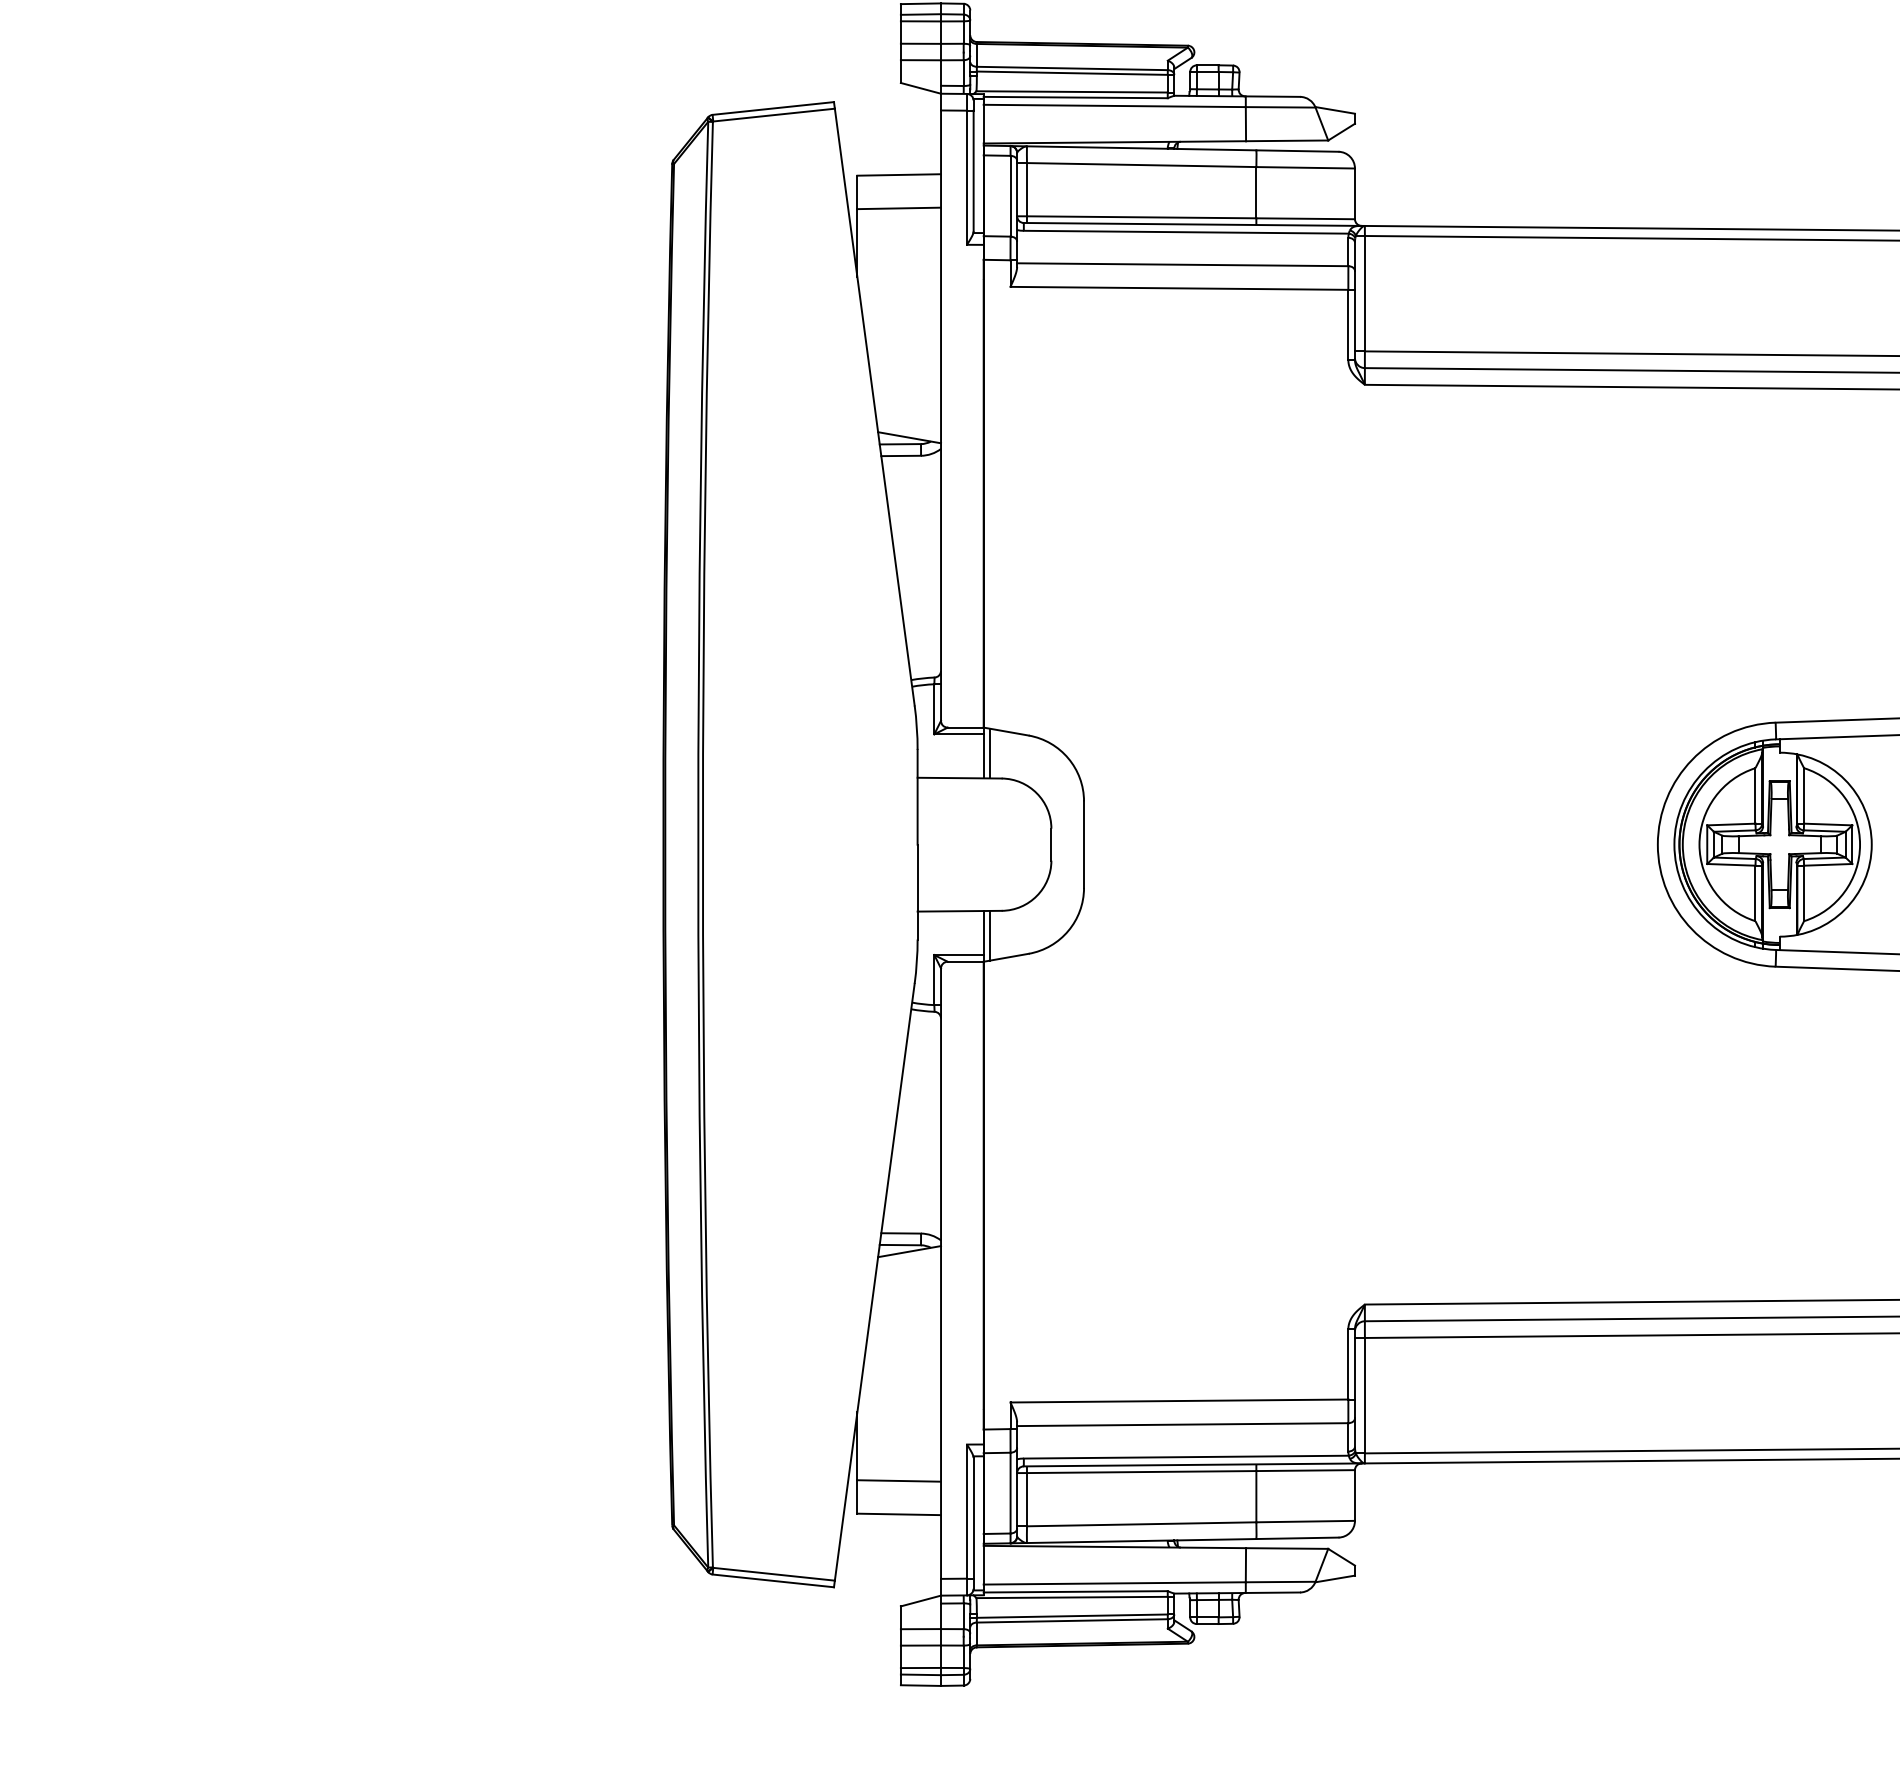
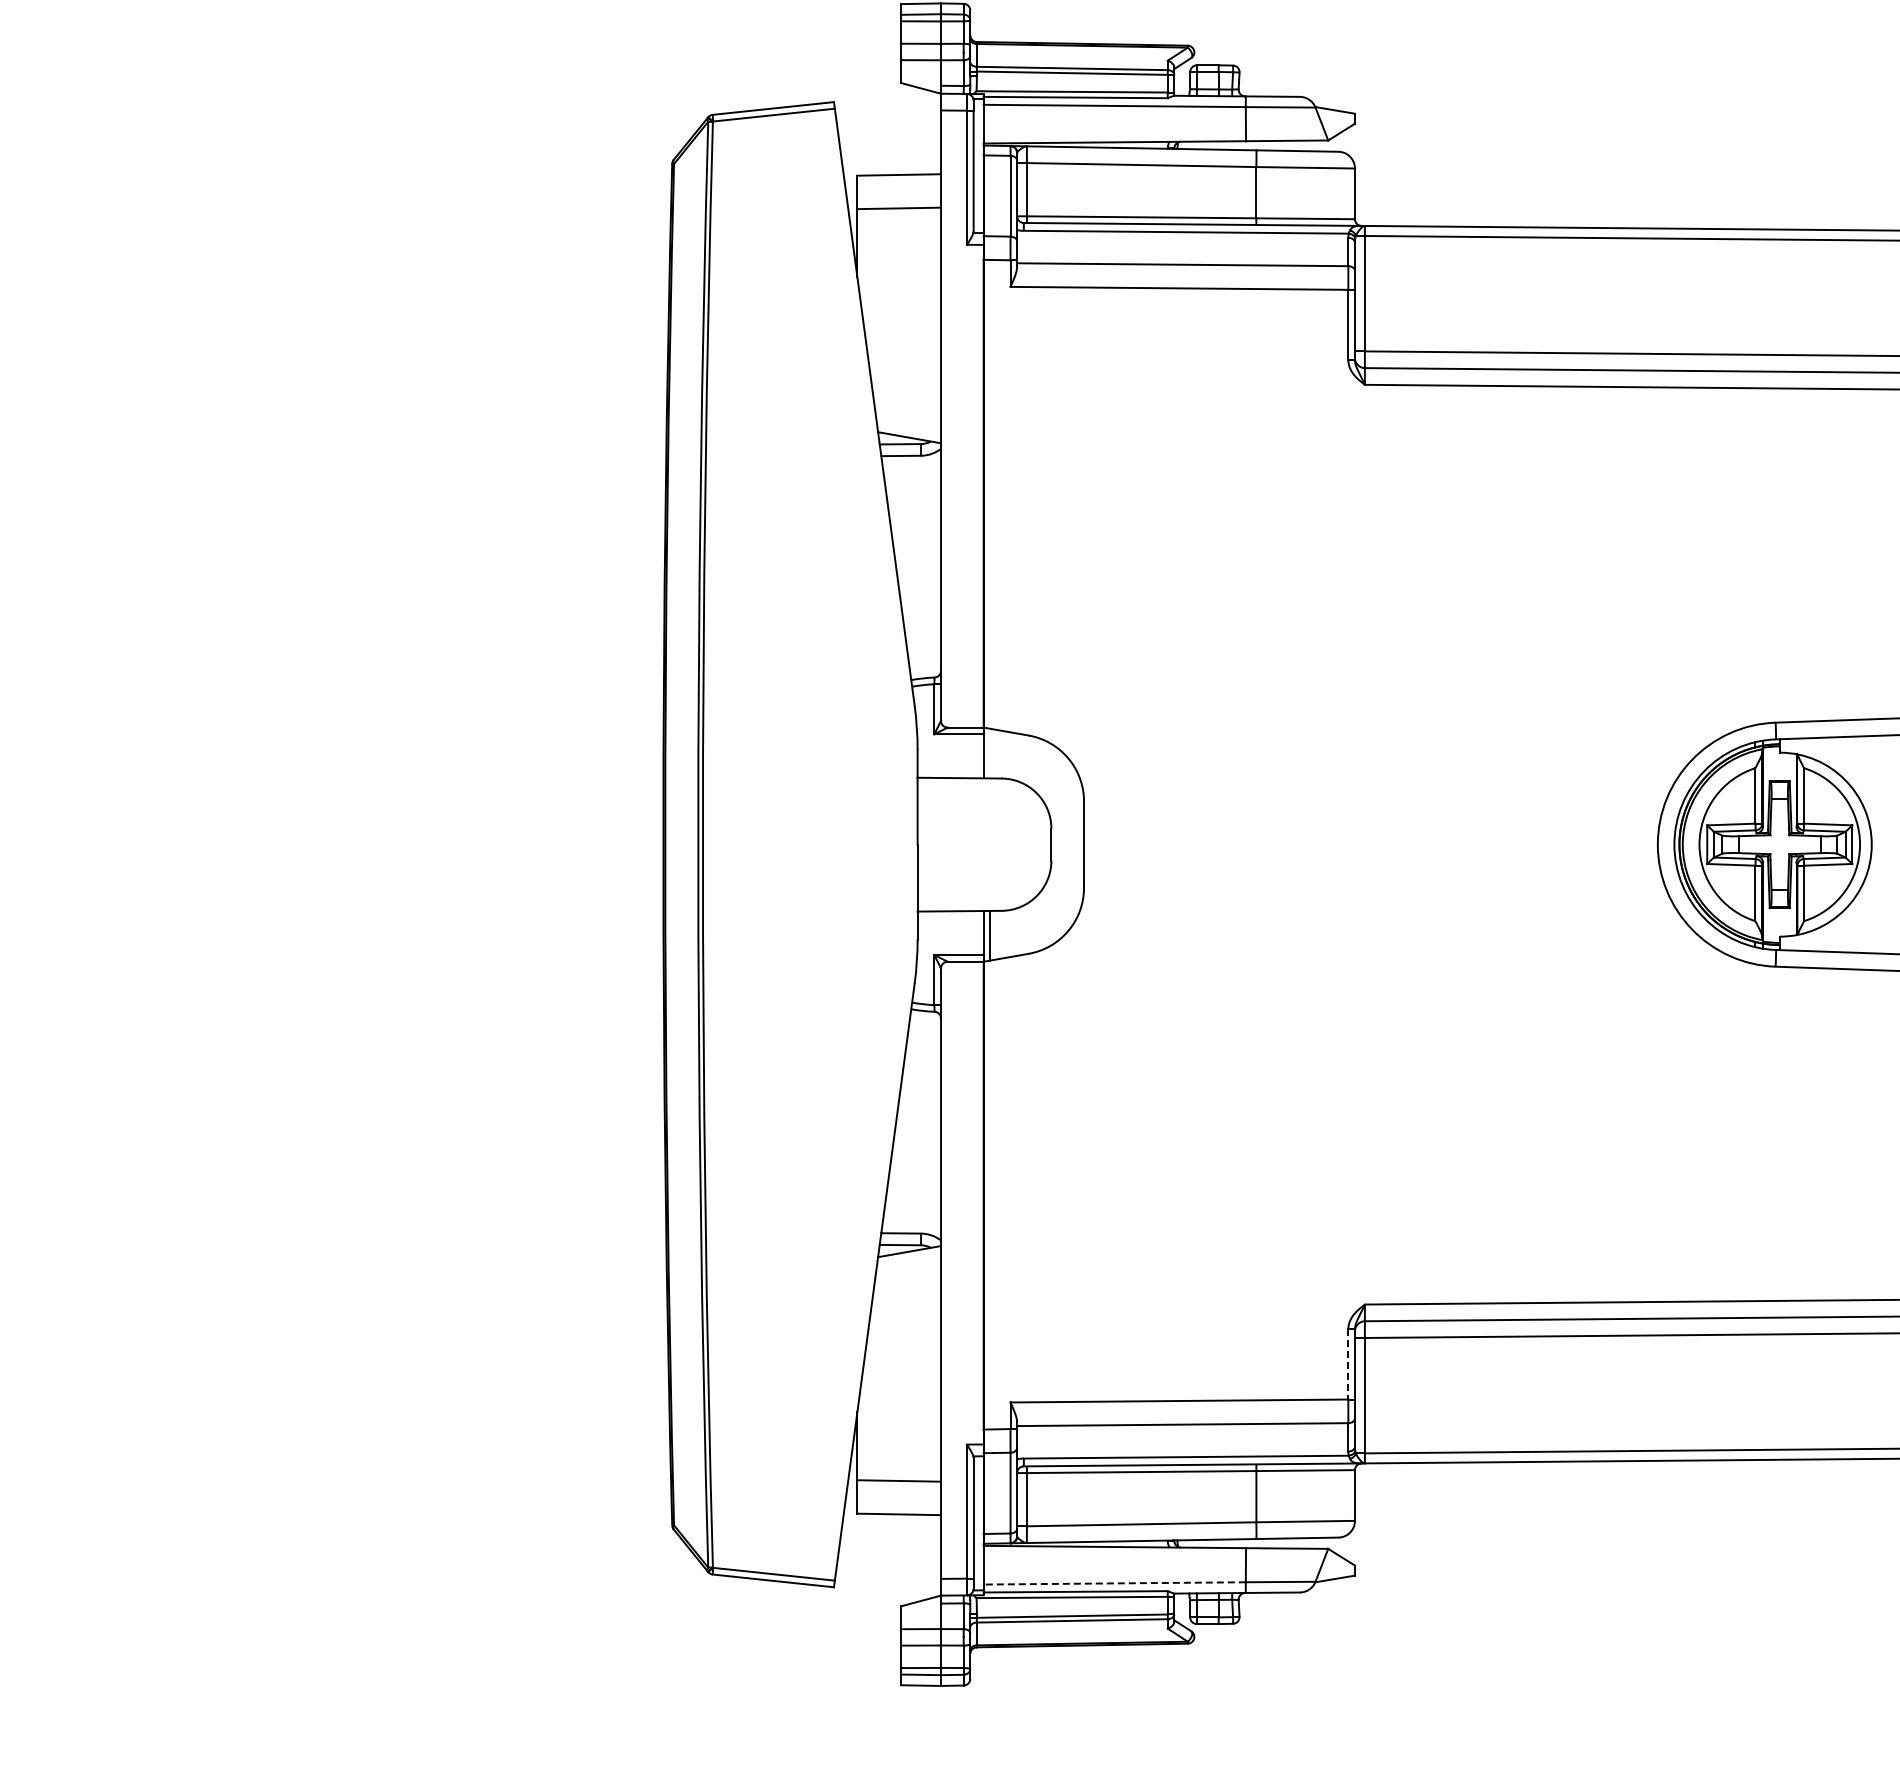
line: present -> none (990, 753)
line: solid -> dashed (1348, 1364)
line: solid -> dashed (1114, 1583)
